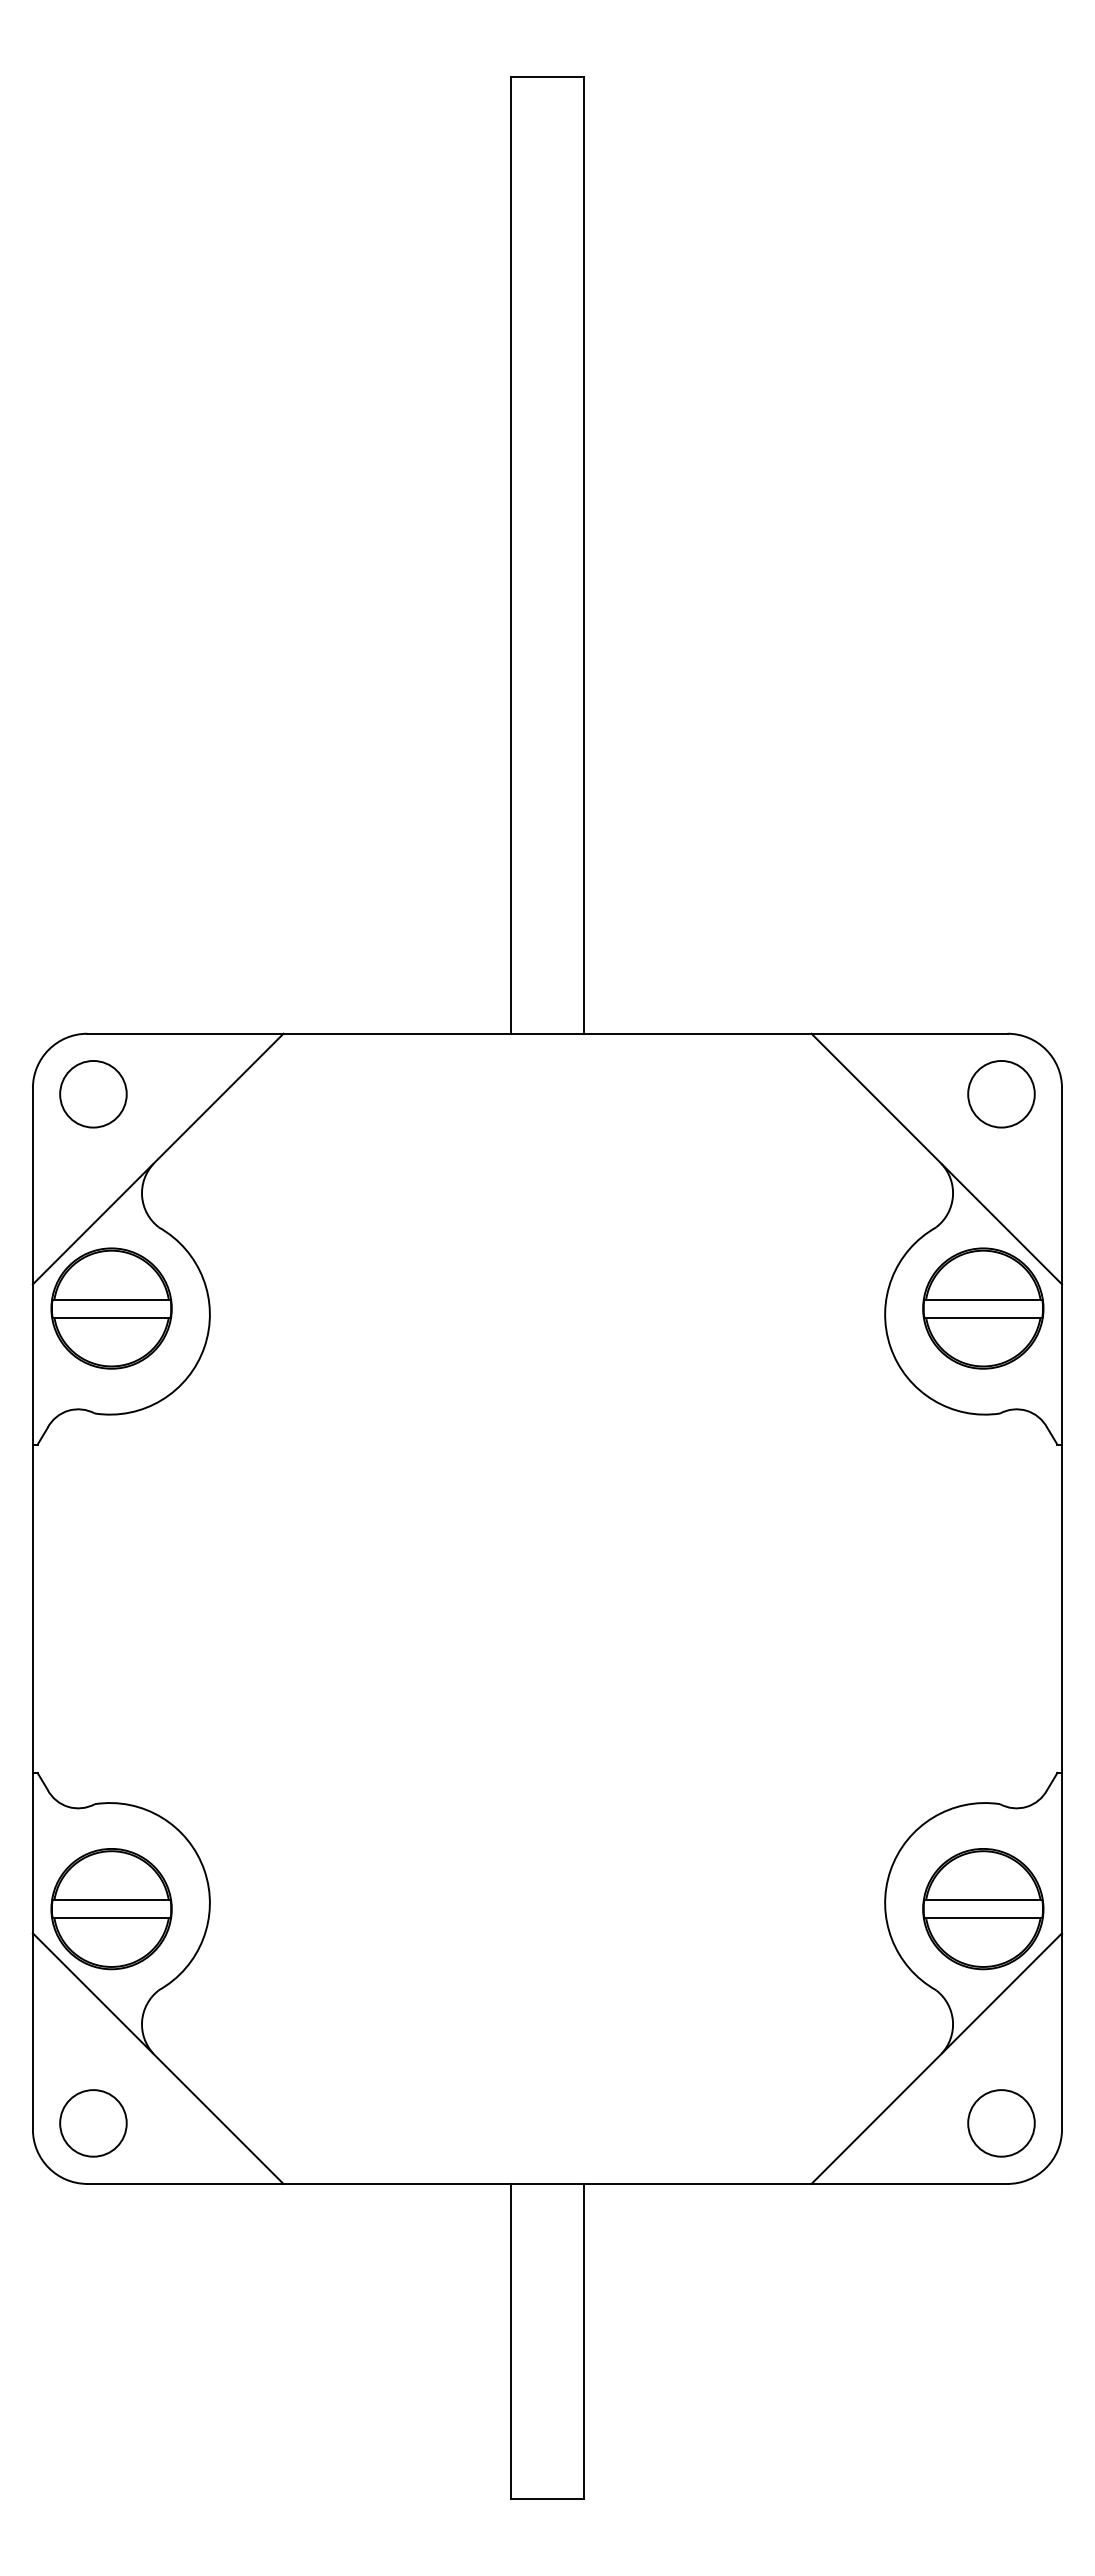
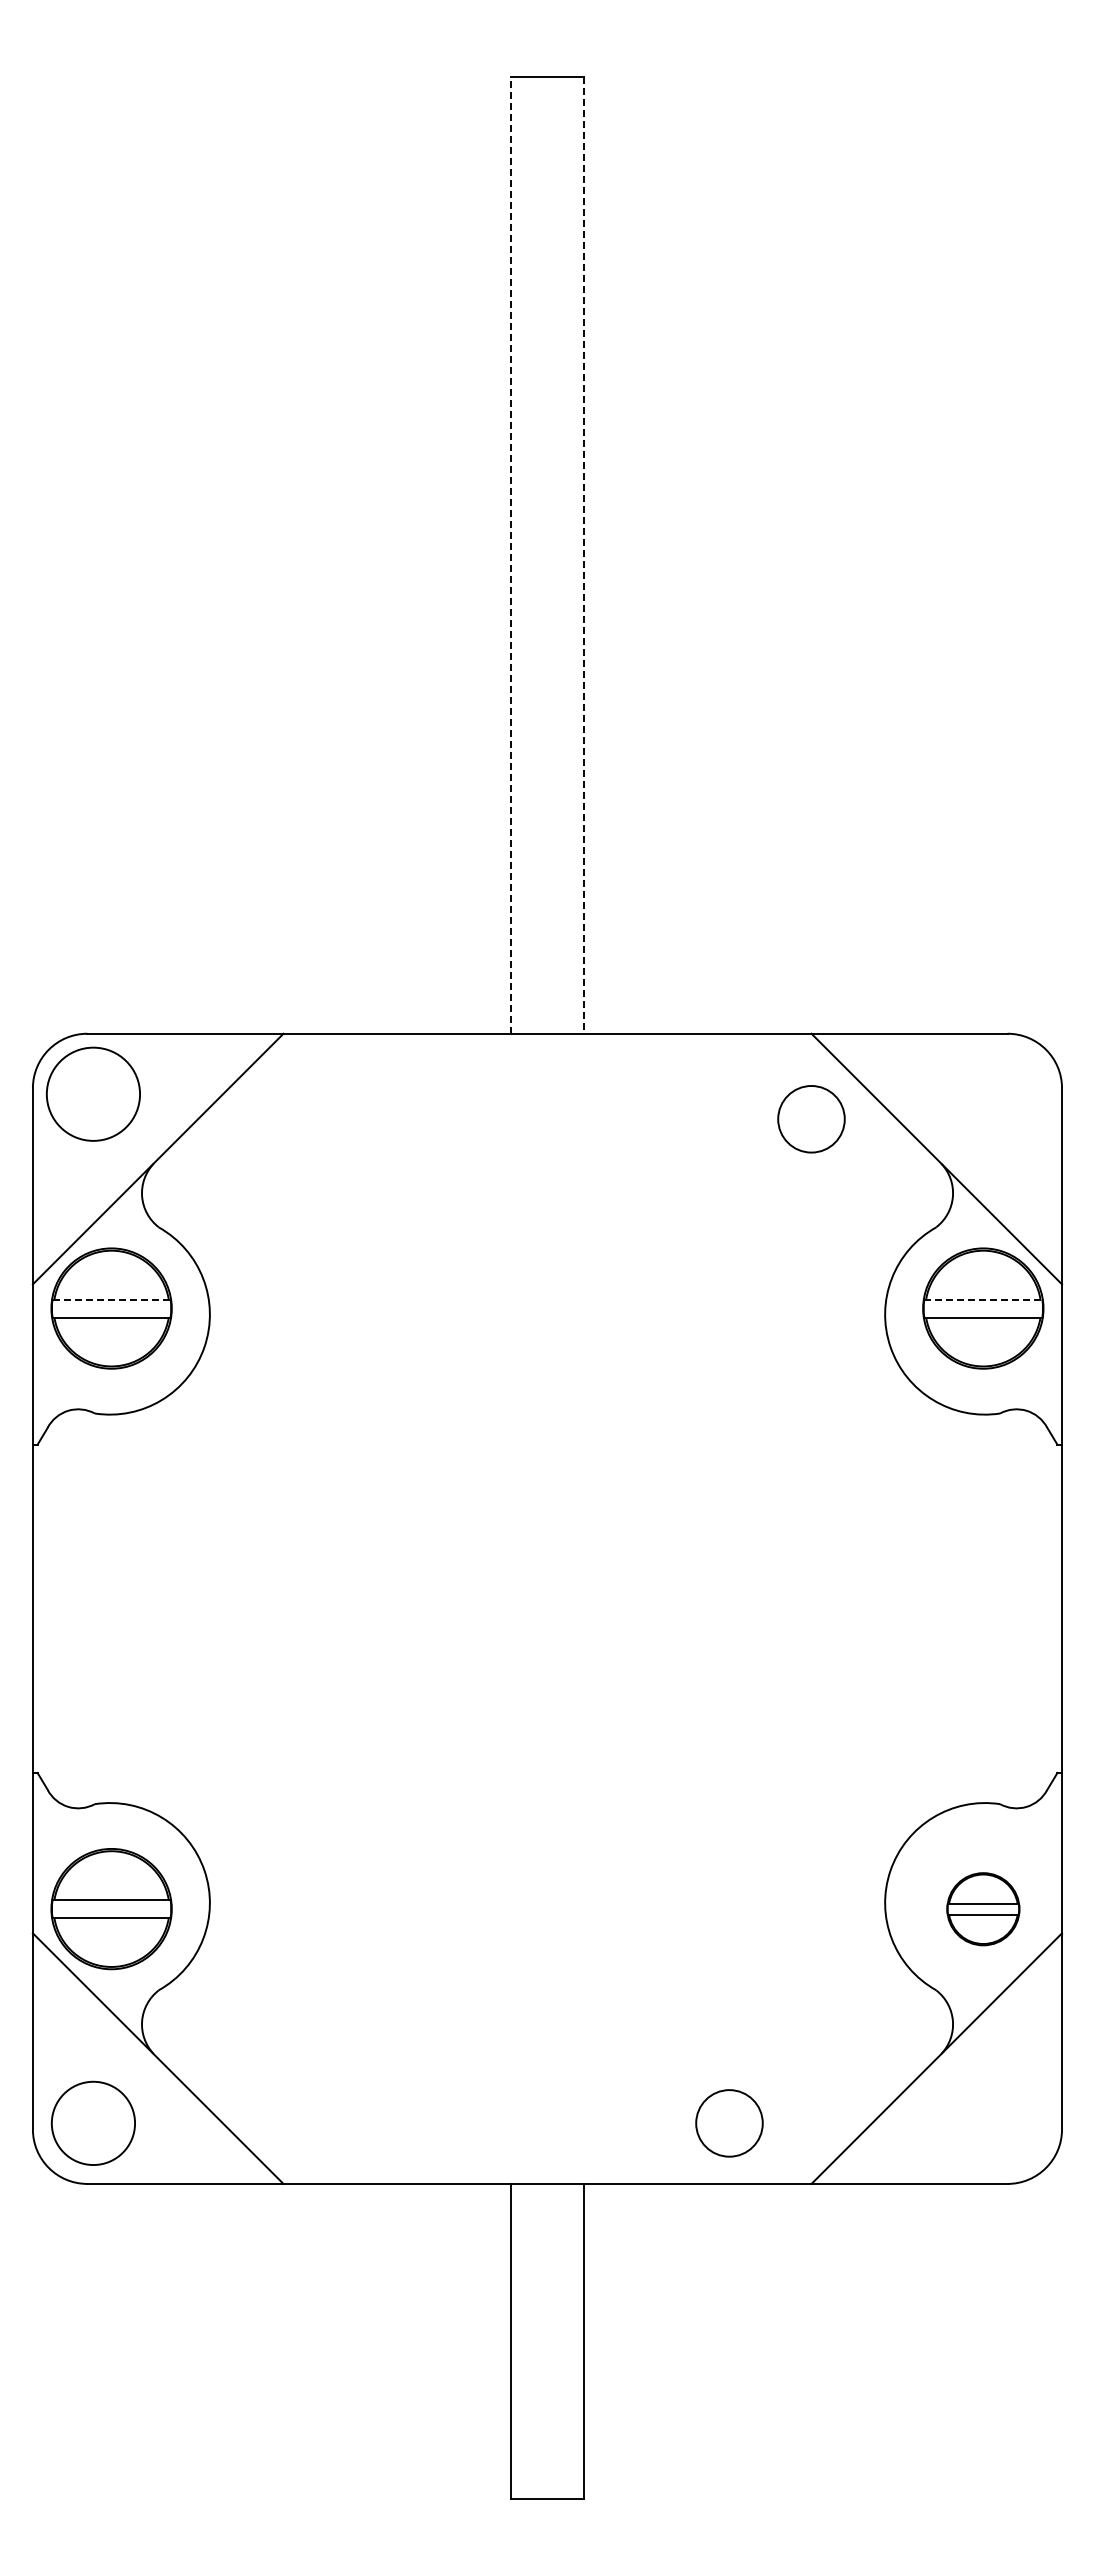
line: solid -> dashed (511, 555)
line: solid -> dashed (583, 556)
circle diameter: 67 px -> 93 px (93, 1093)
circle position: (1001, 1094) -> (811, 1119) (811, 1119)
line: solid -> dashed (111, 1299)
line: solid -> dashed (983, 1299)
part size: 123x123 px -> 75x75 px (983, 1909)
circle diameter: 67 px -> 83 px (93, 2123)
circle position: (1001, 2123) -> (729, 2123) (729, 2123)
